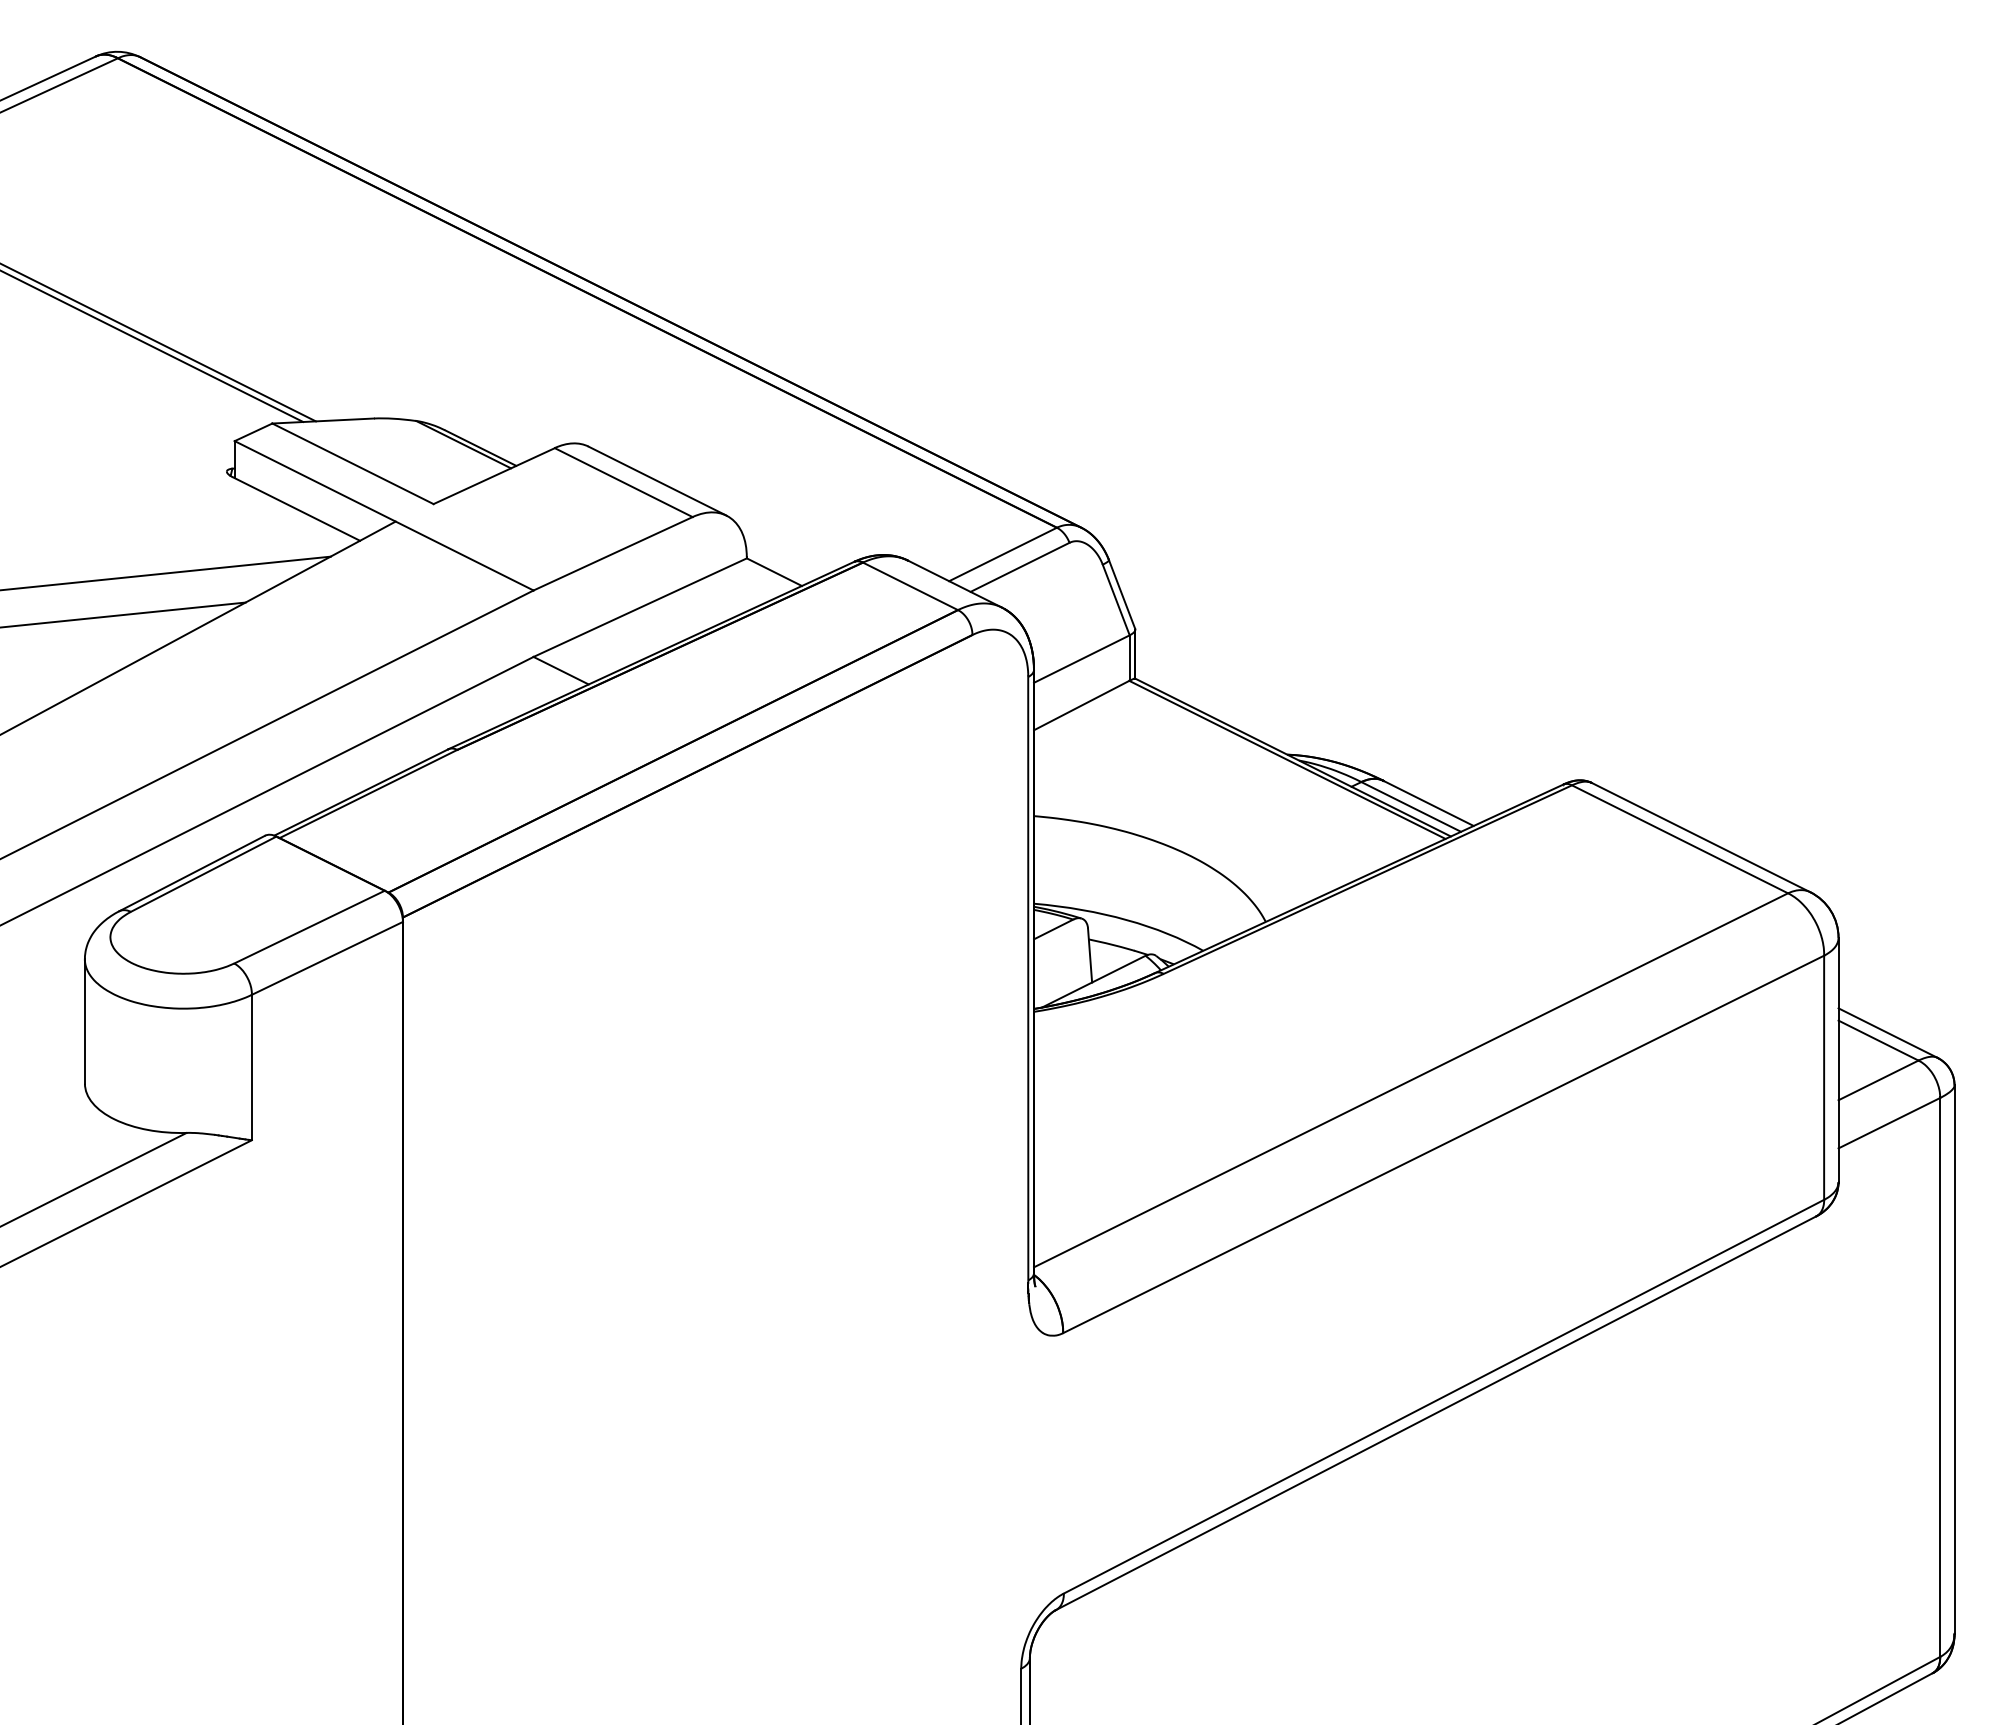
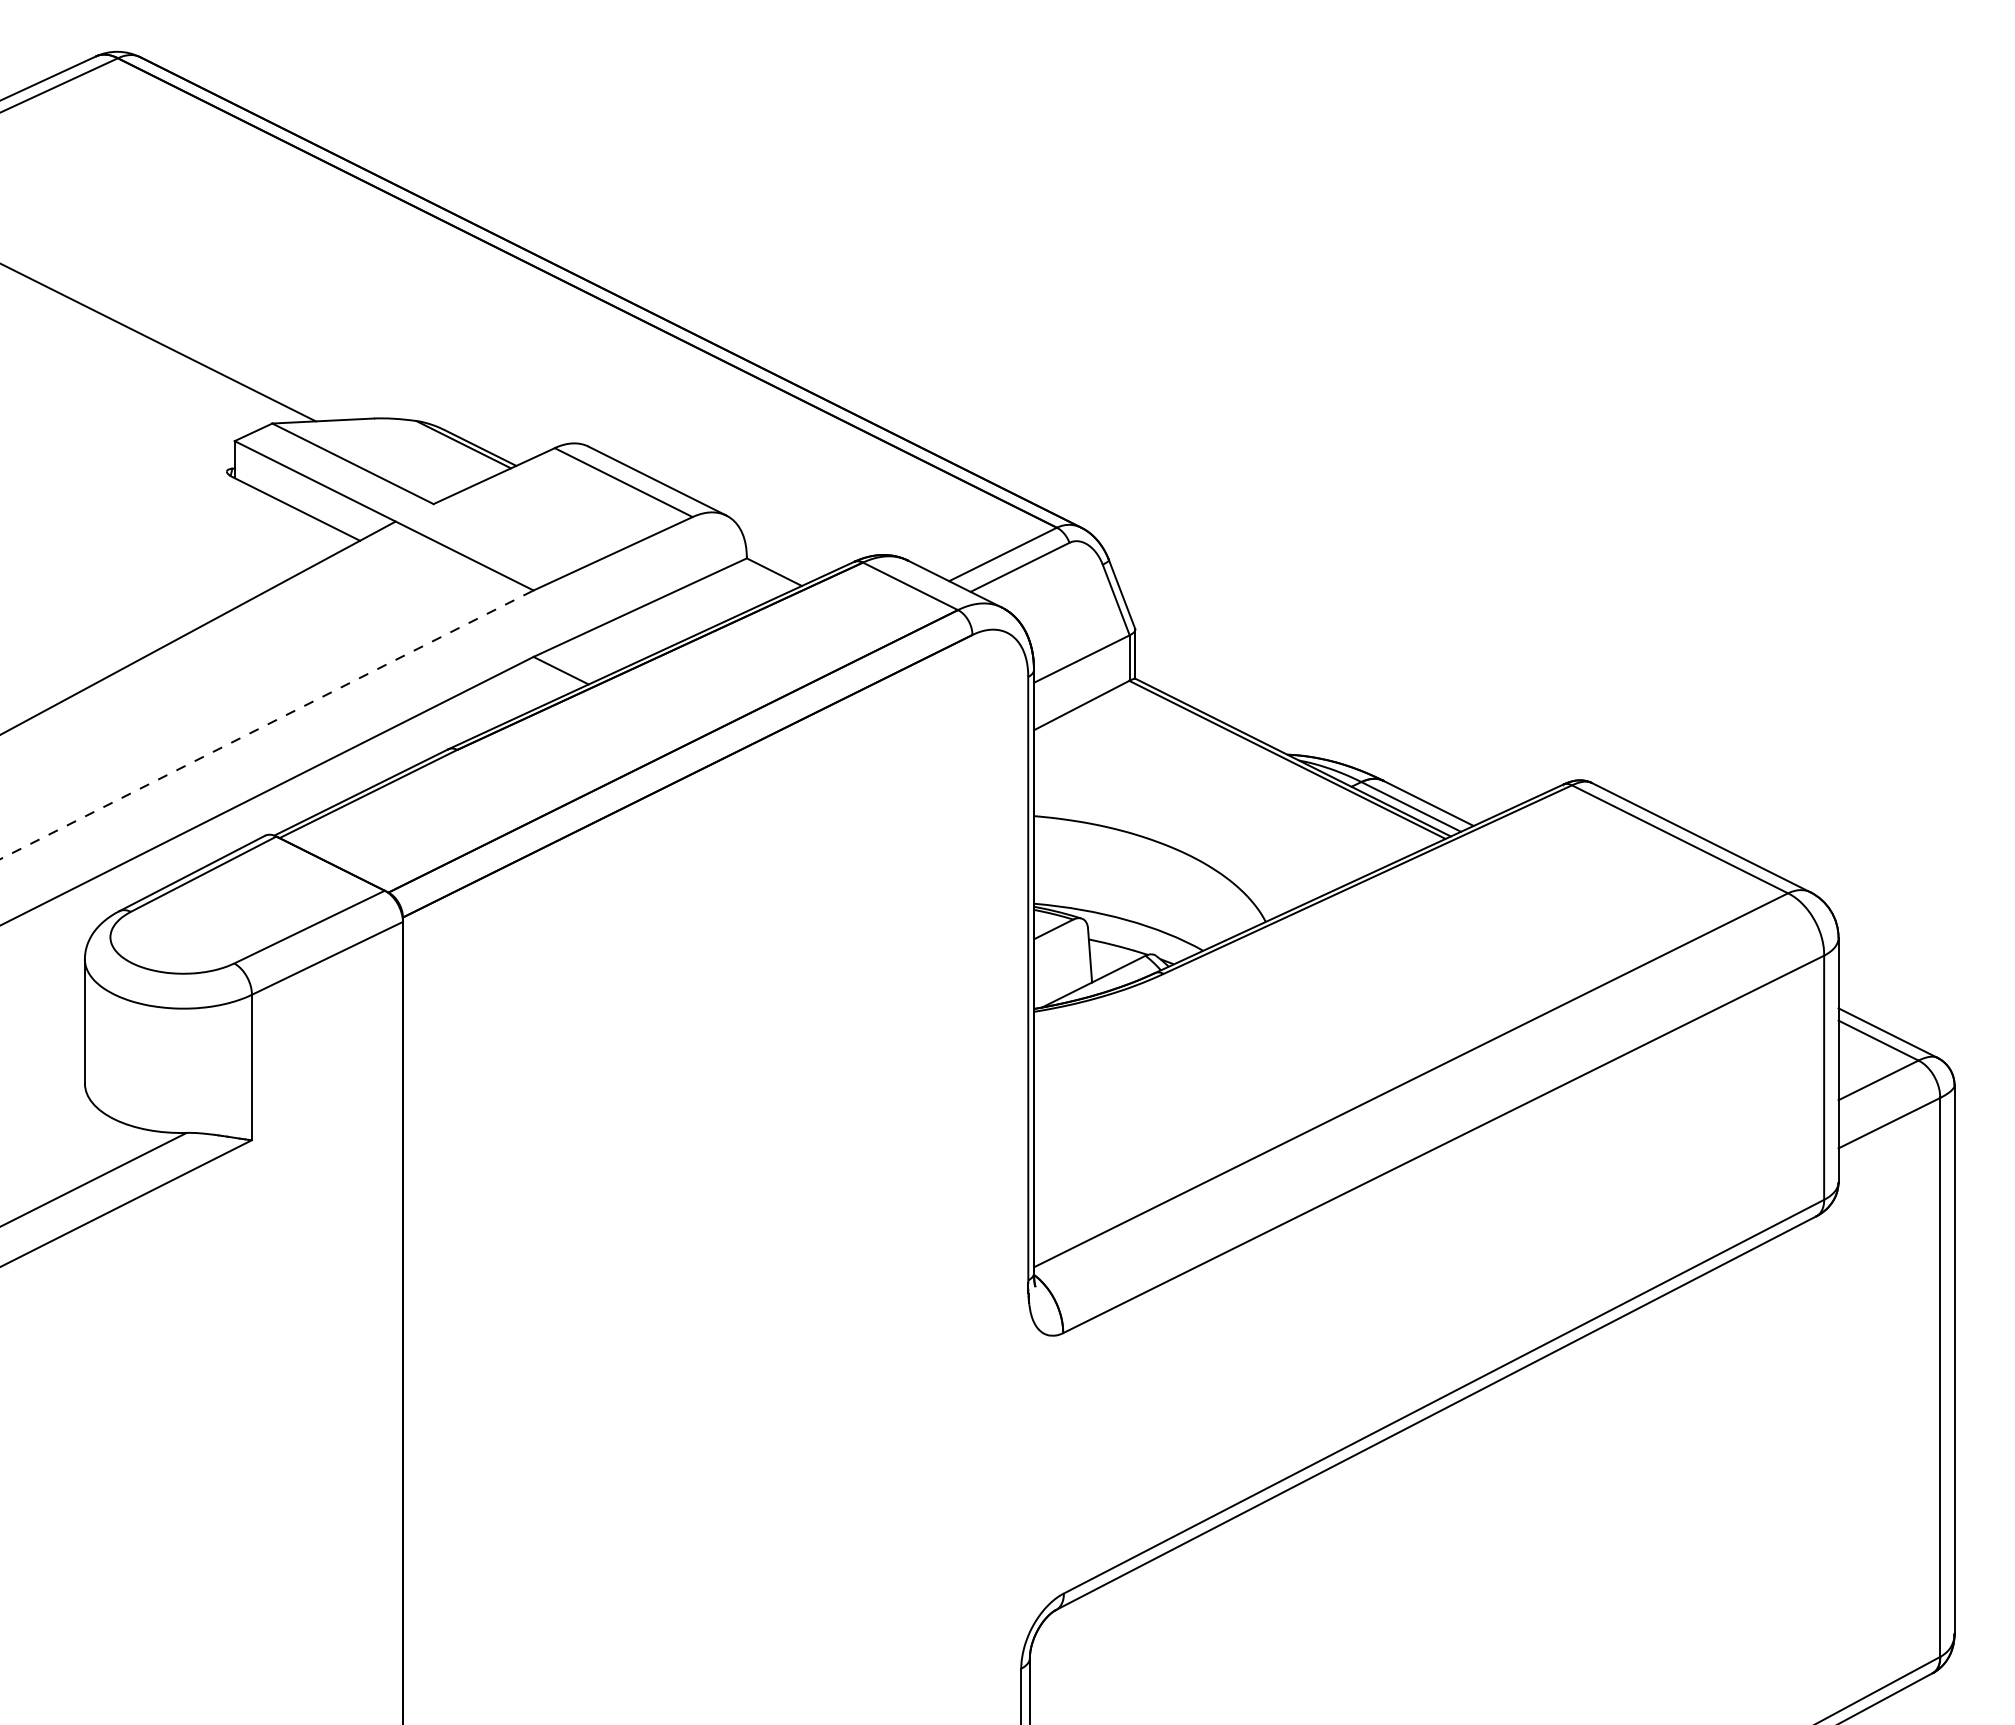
line: present -> none (152, 346)
line: present -> none (166, 573)
line: present -> none (123, 614)
line: solid -> dashed (267, 724)
